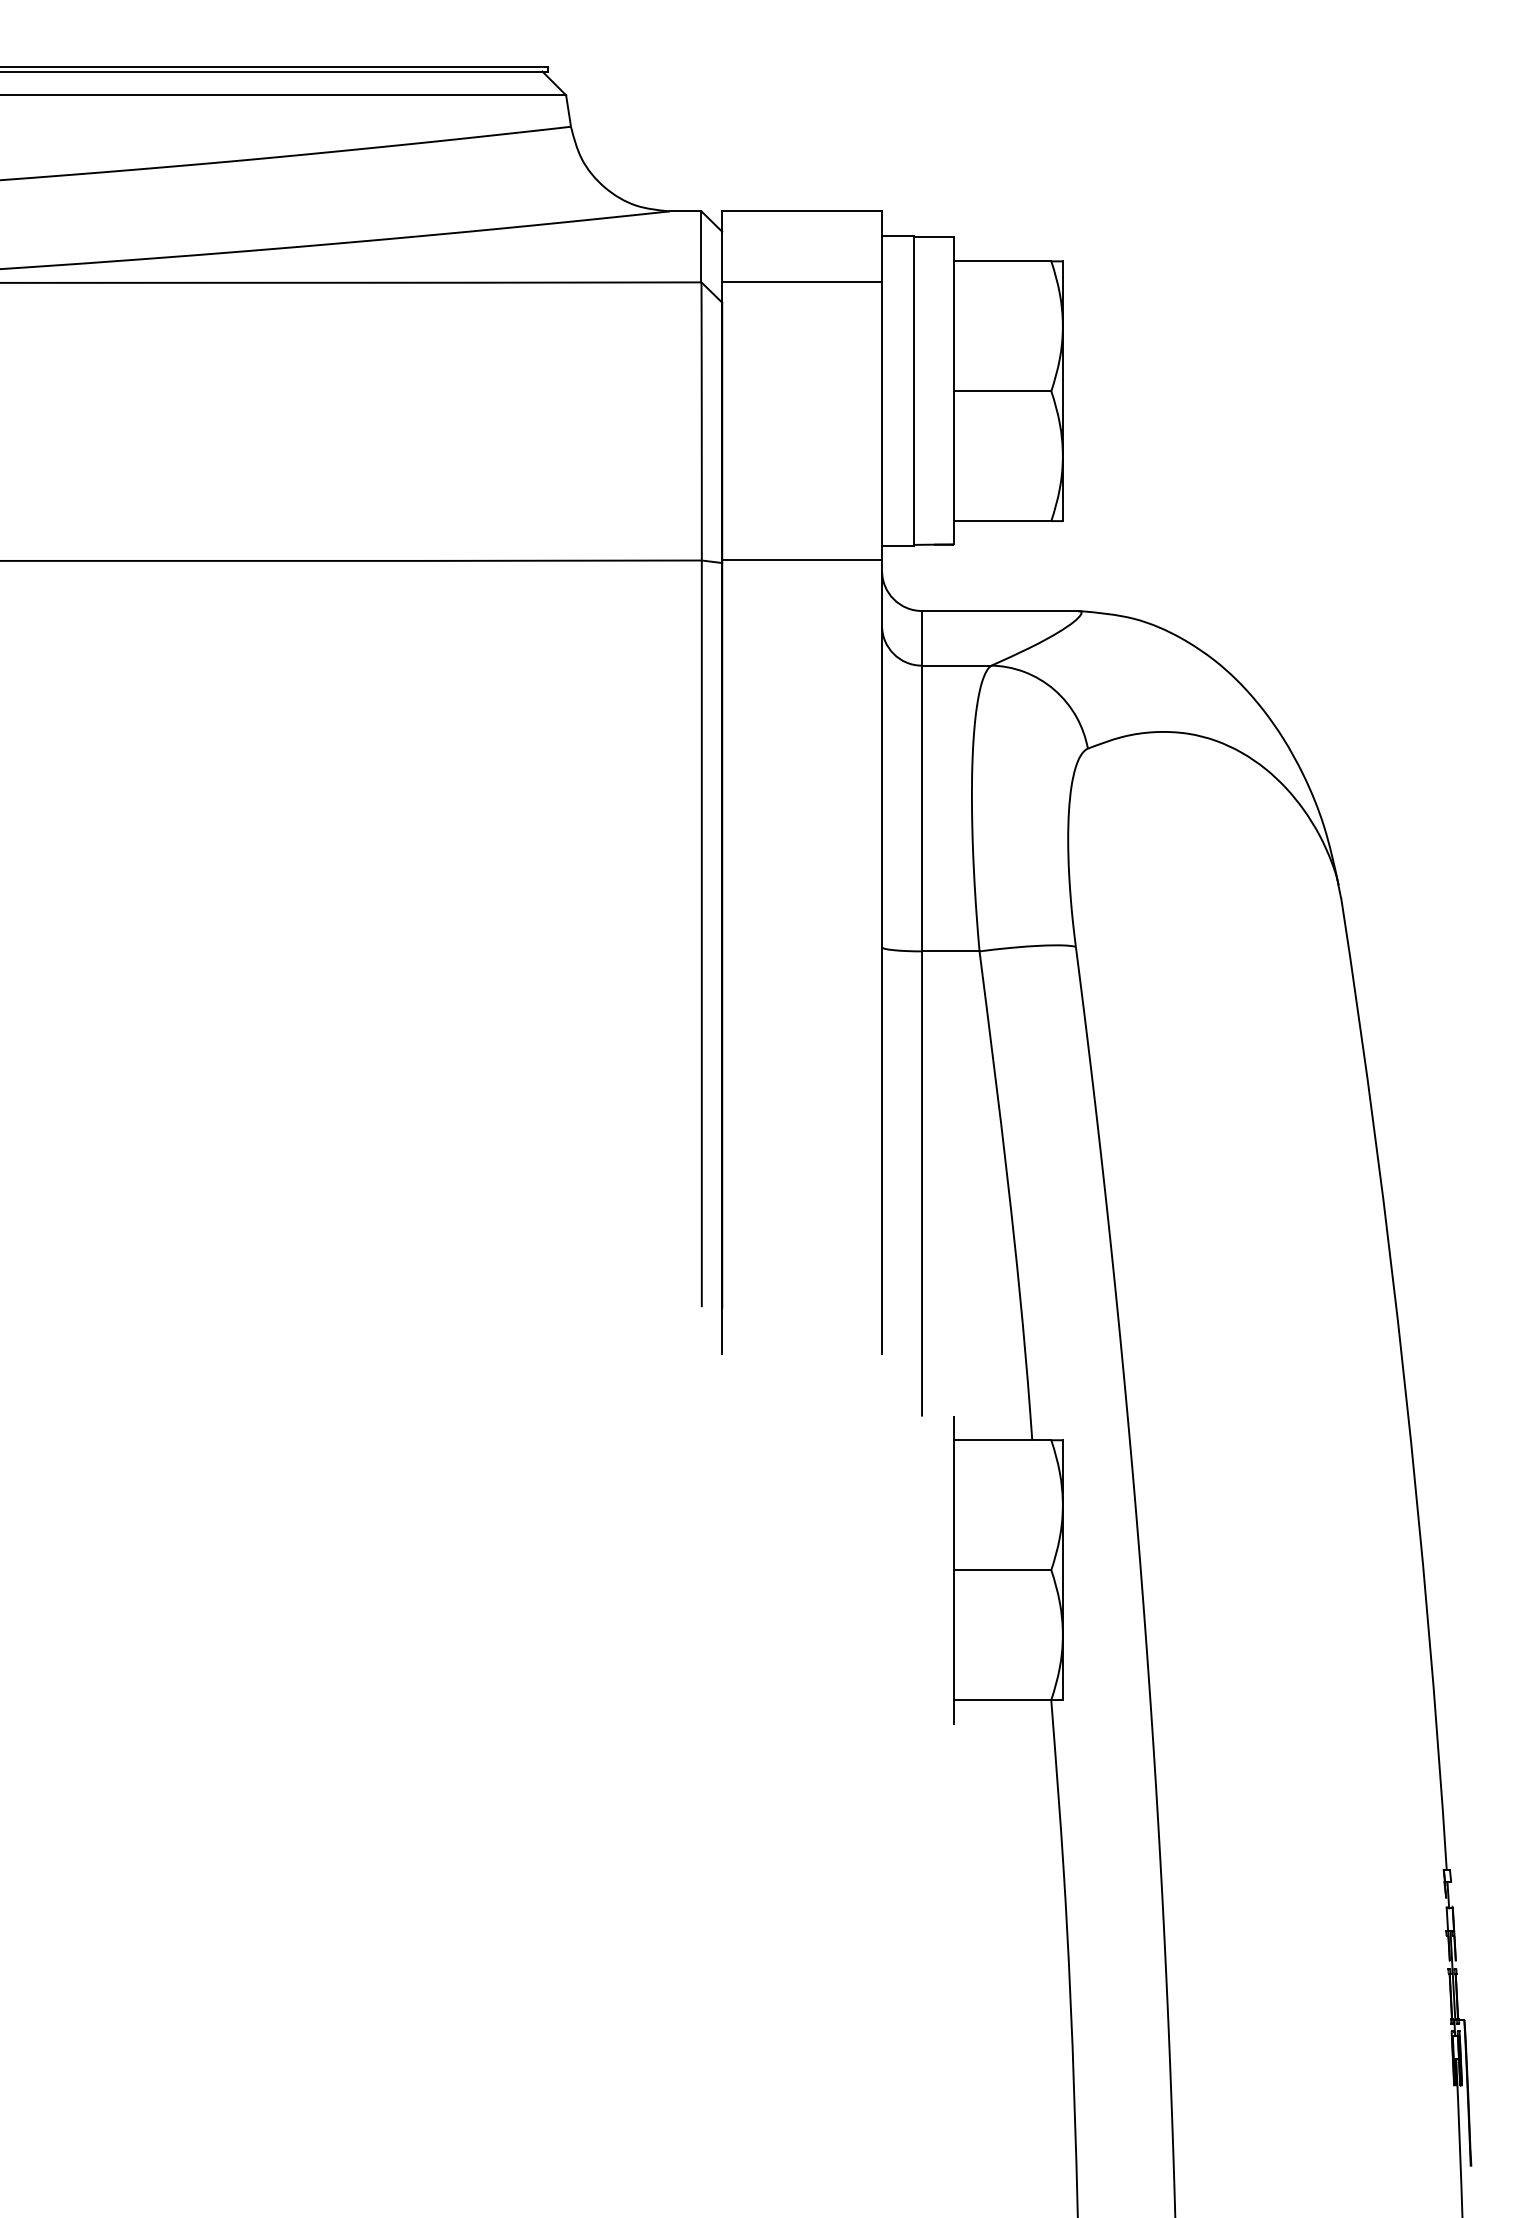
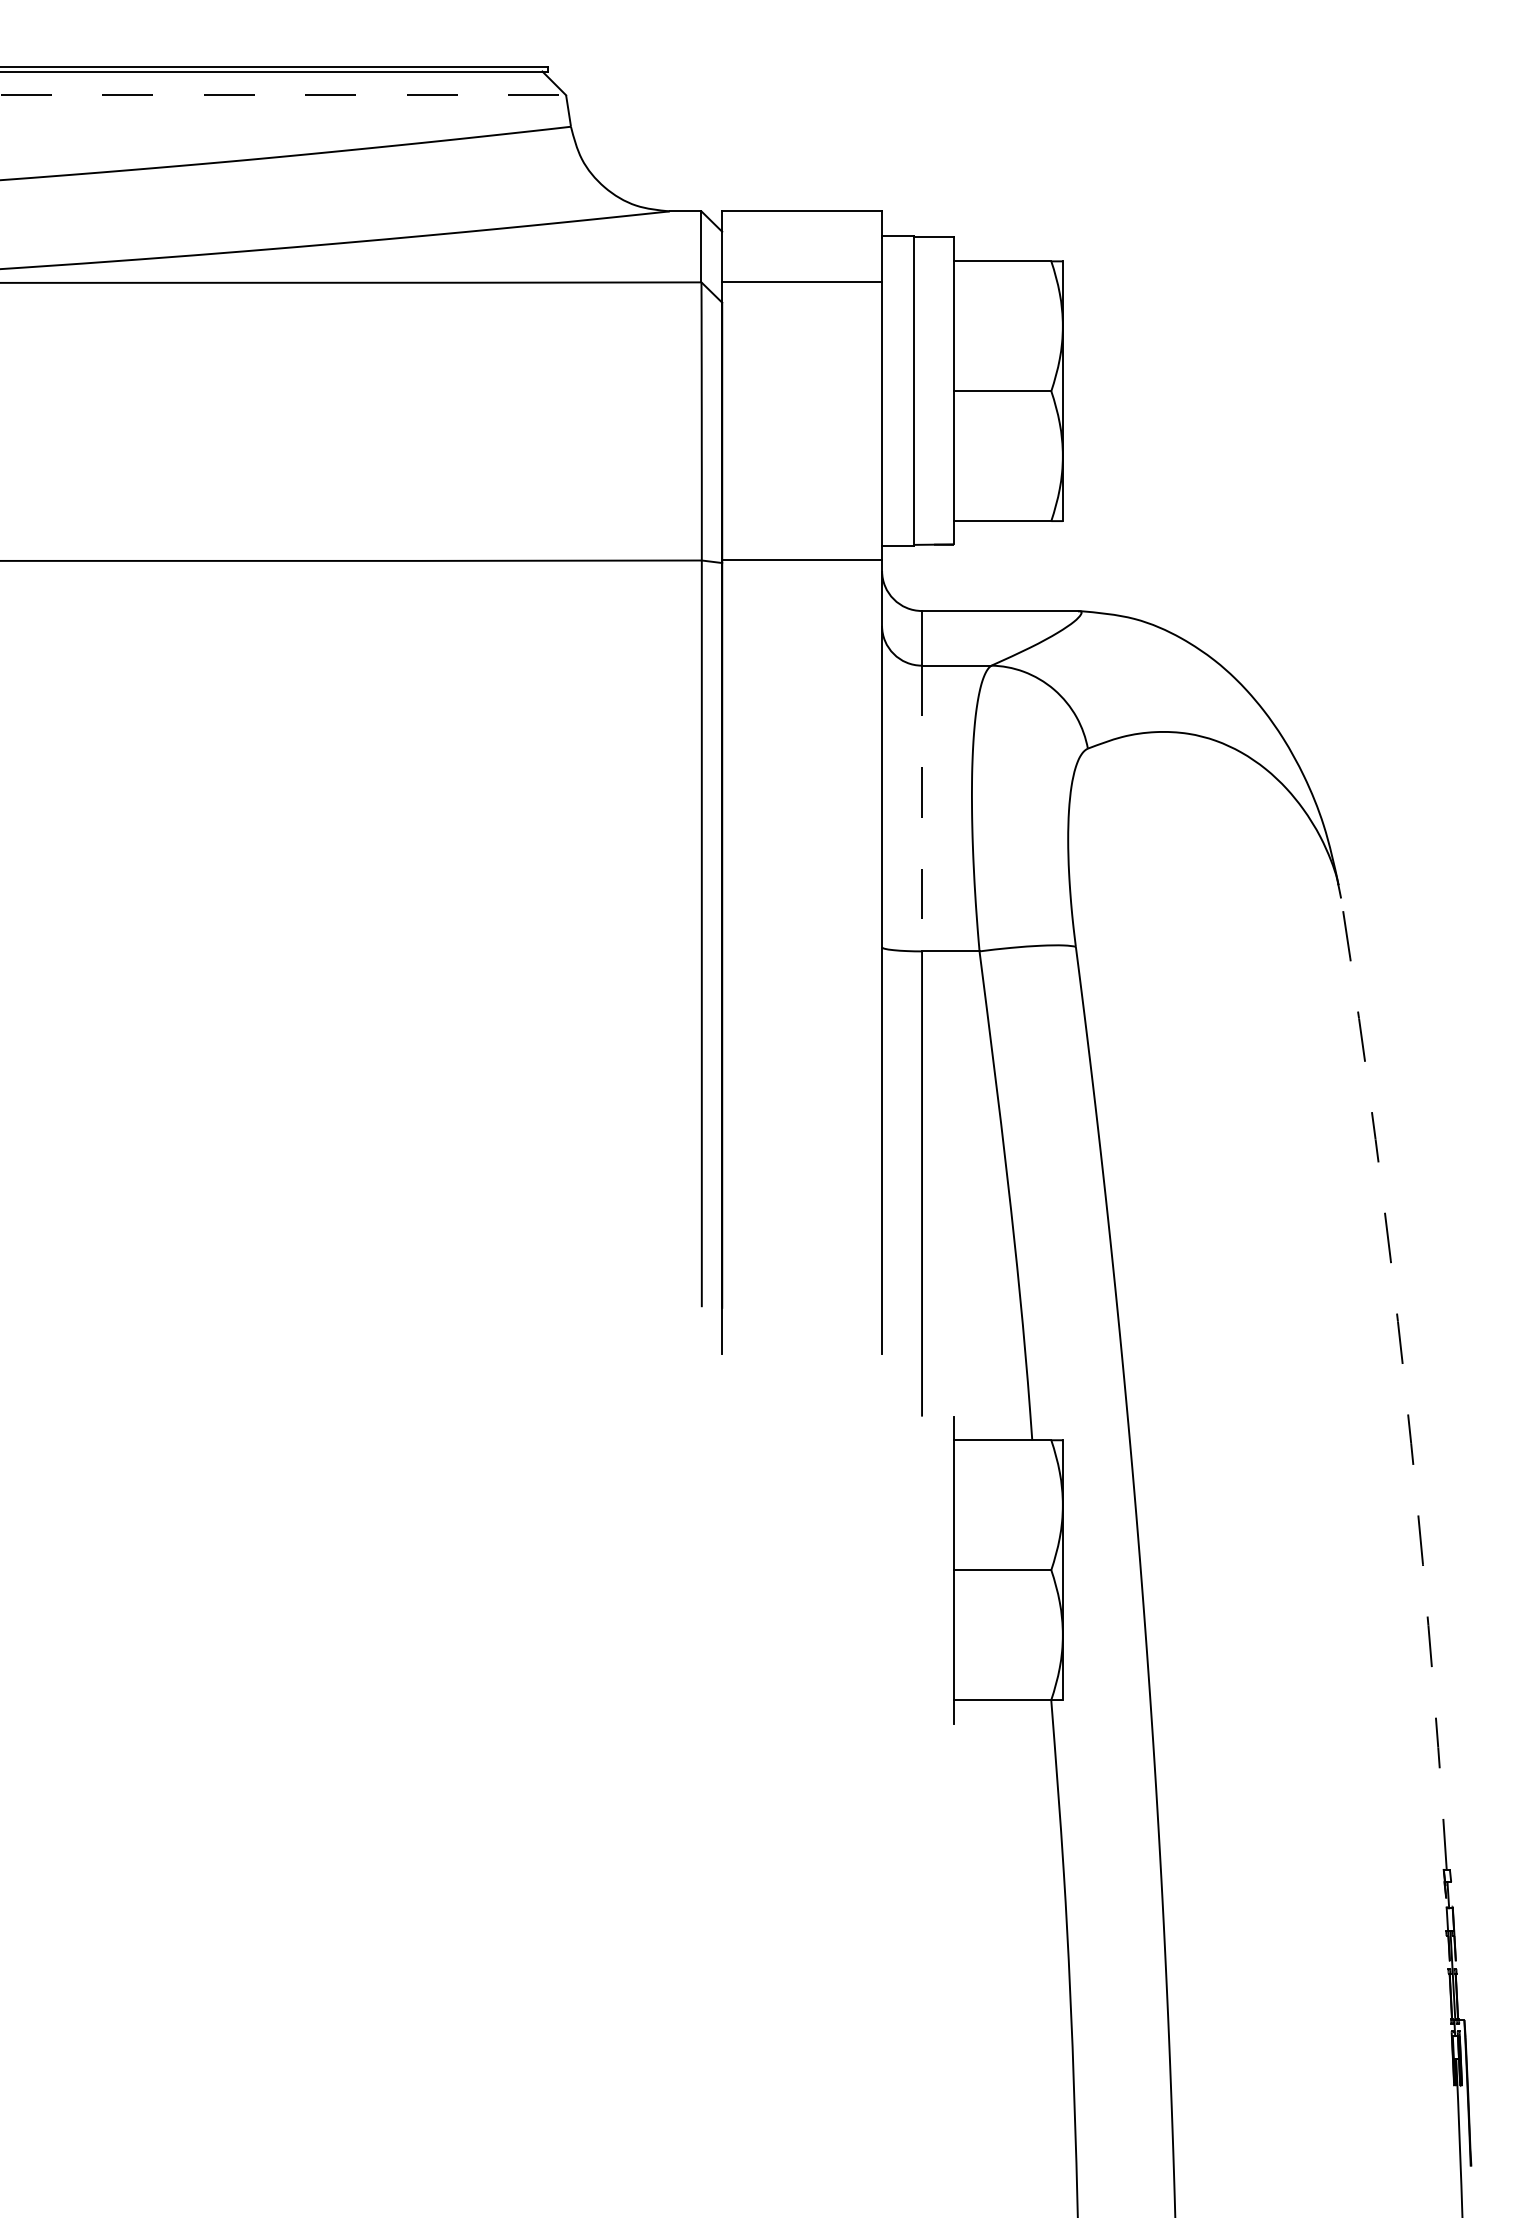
line: solid -> dashed (283, 95)
line: solid -> dashed (922, 808)
arc: solid -> dashed (1404, 1382)
